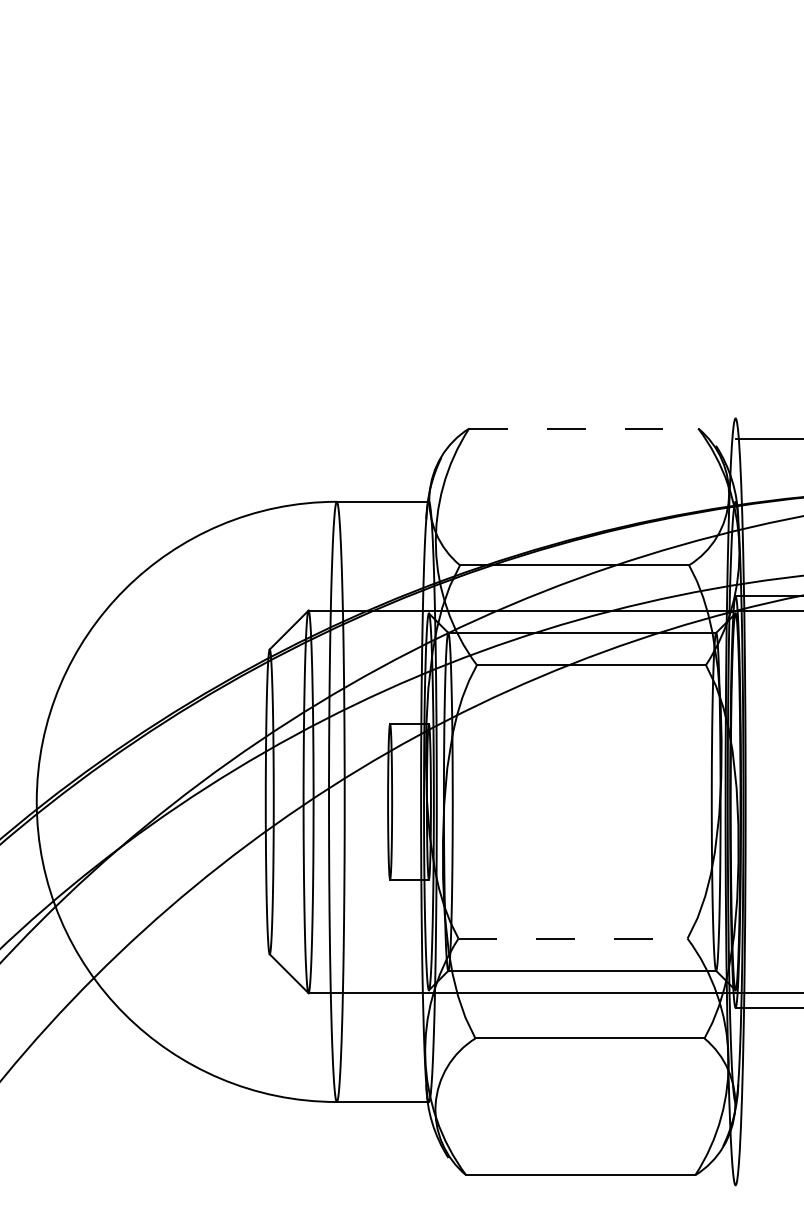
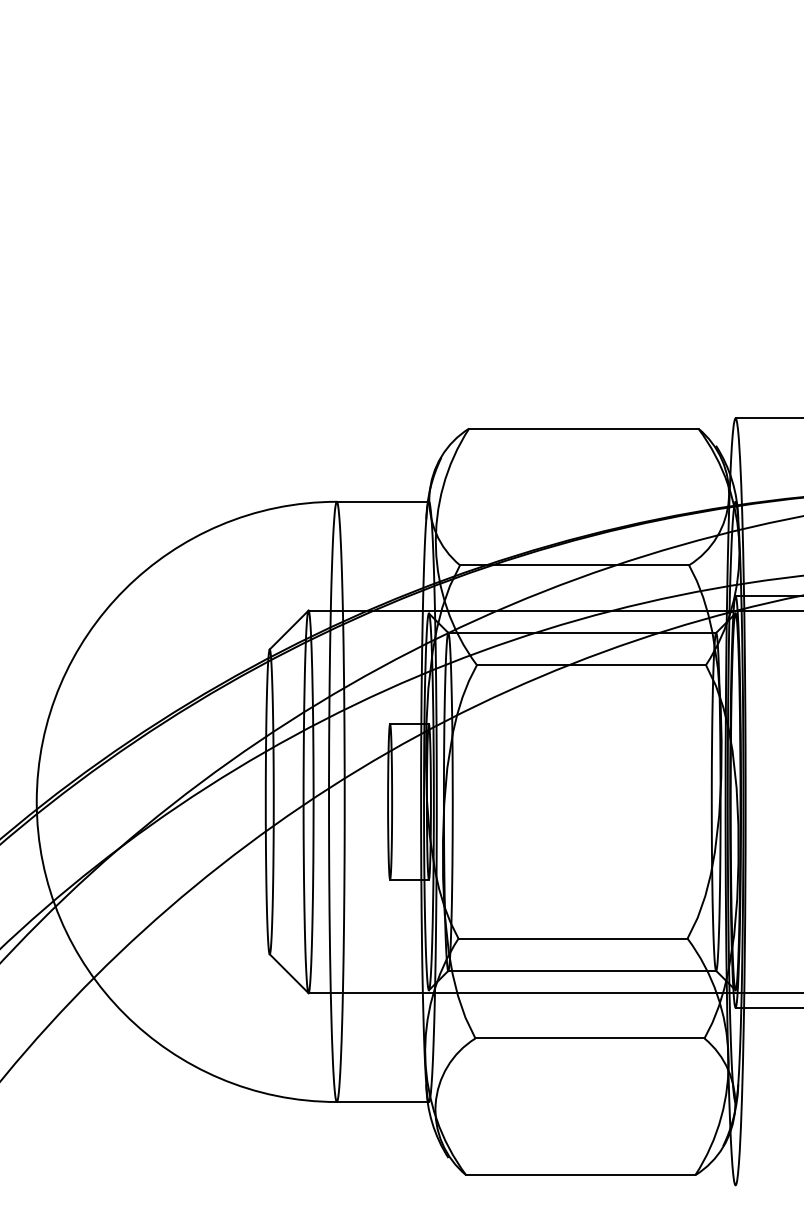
line: dashed -> solid (583, 428)
line position: (767, 439) -> (767, 418) (767, 418)
line: dashed -> solid (573, 938)
